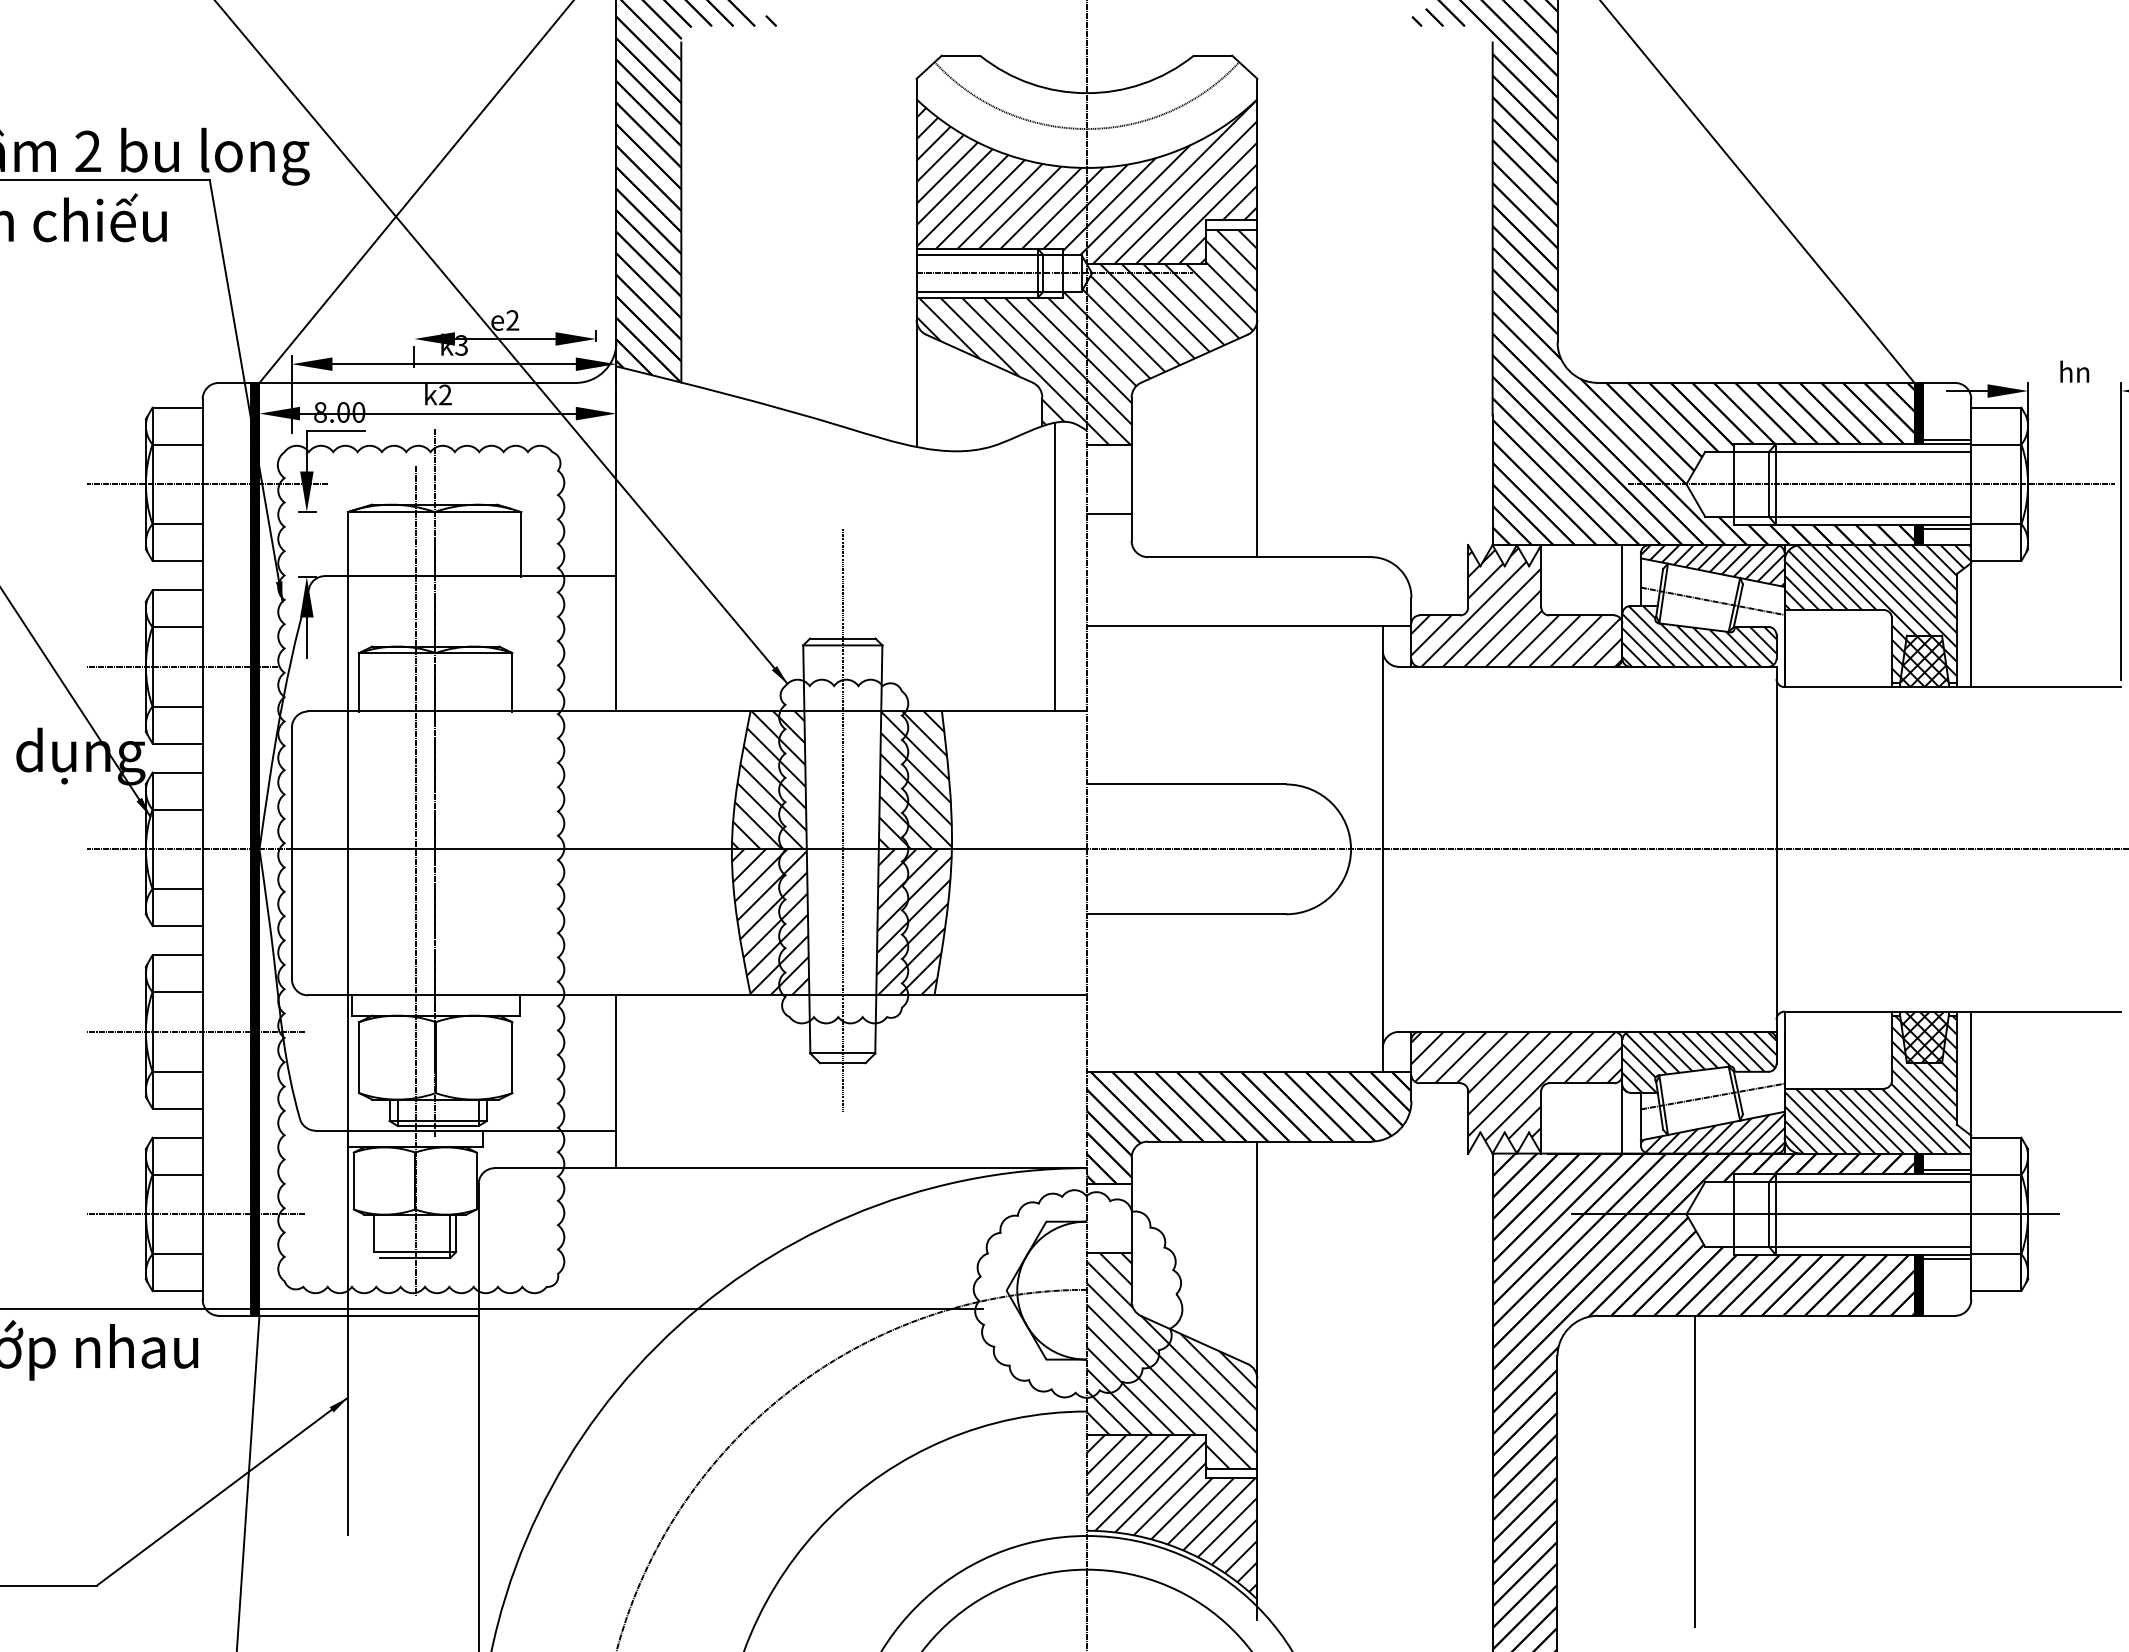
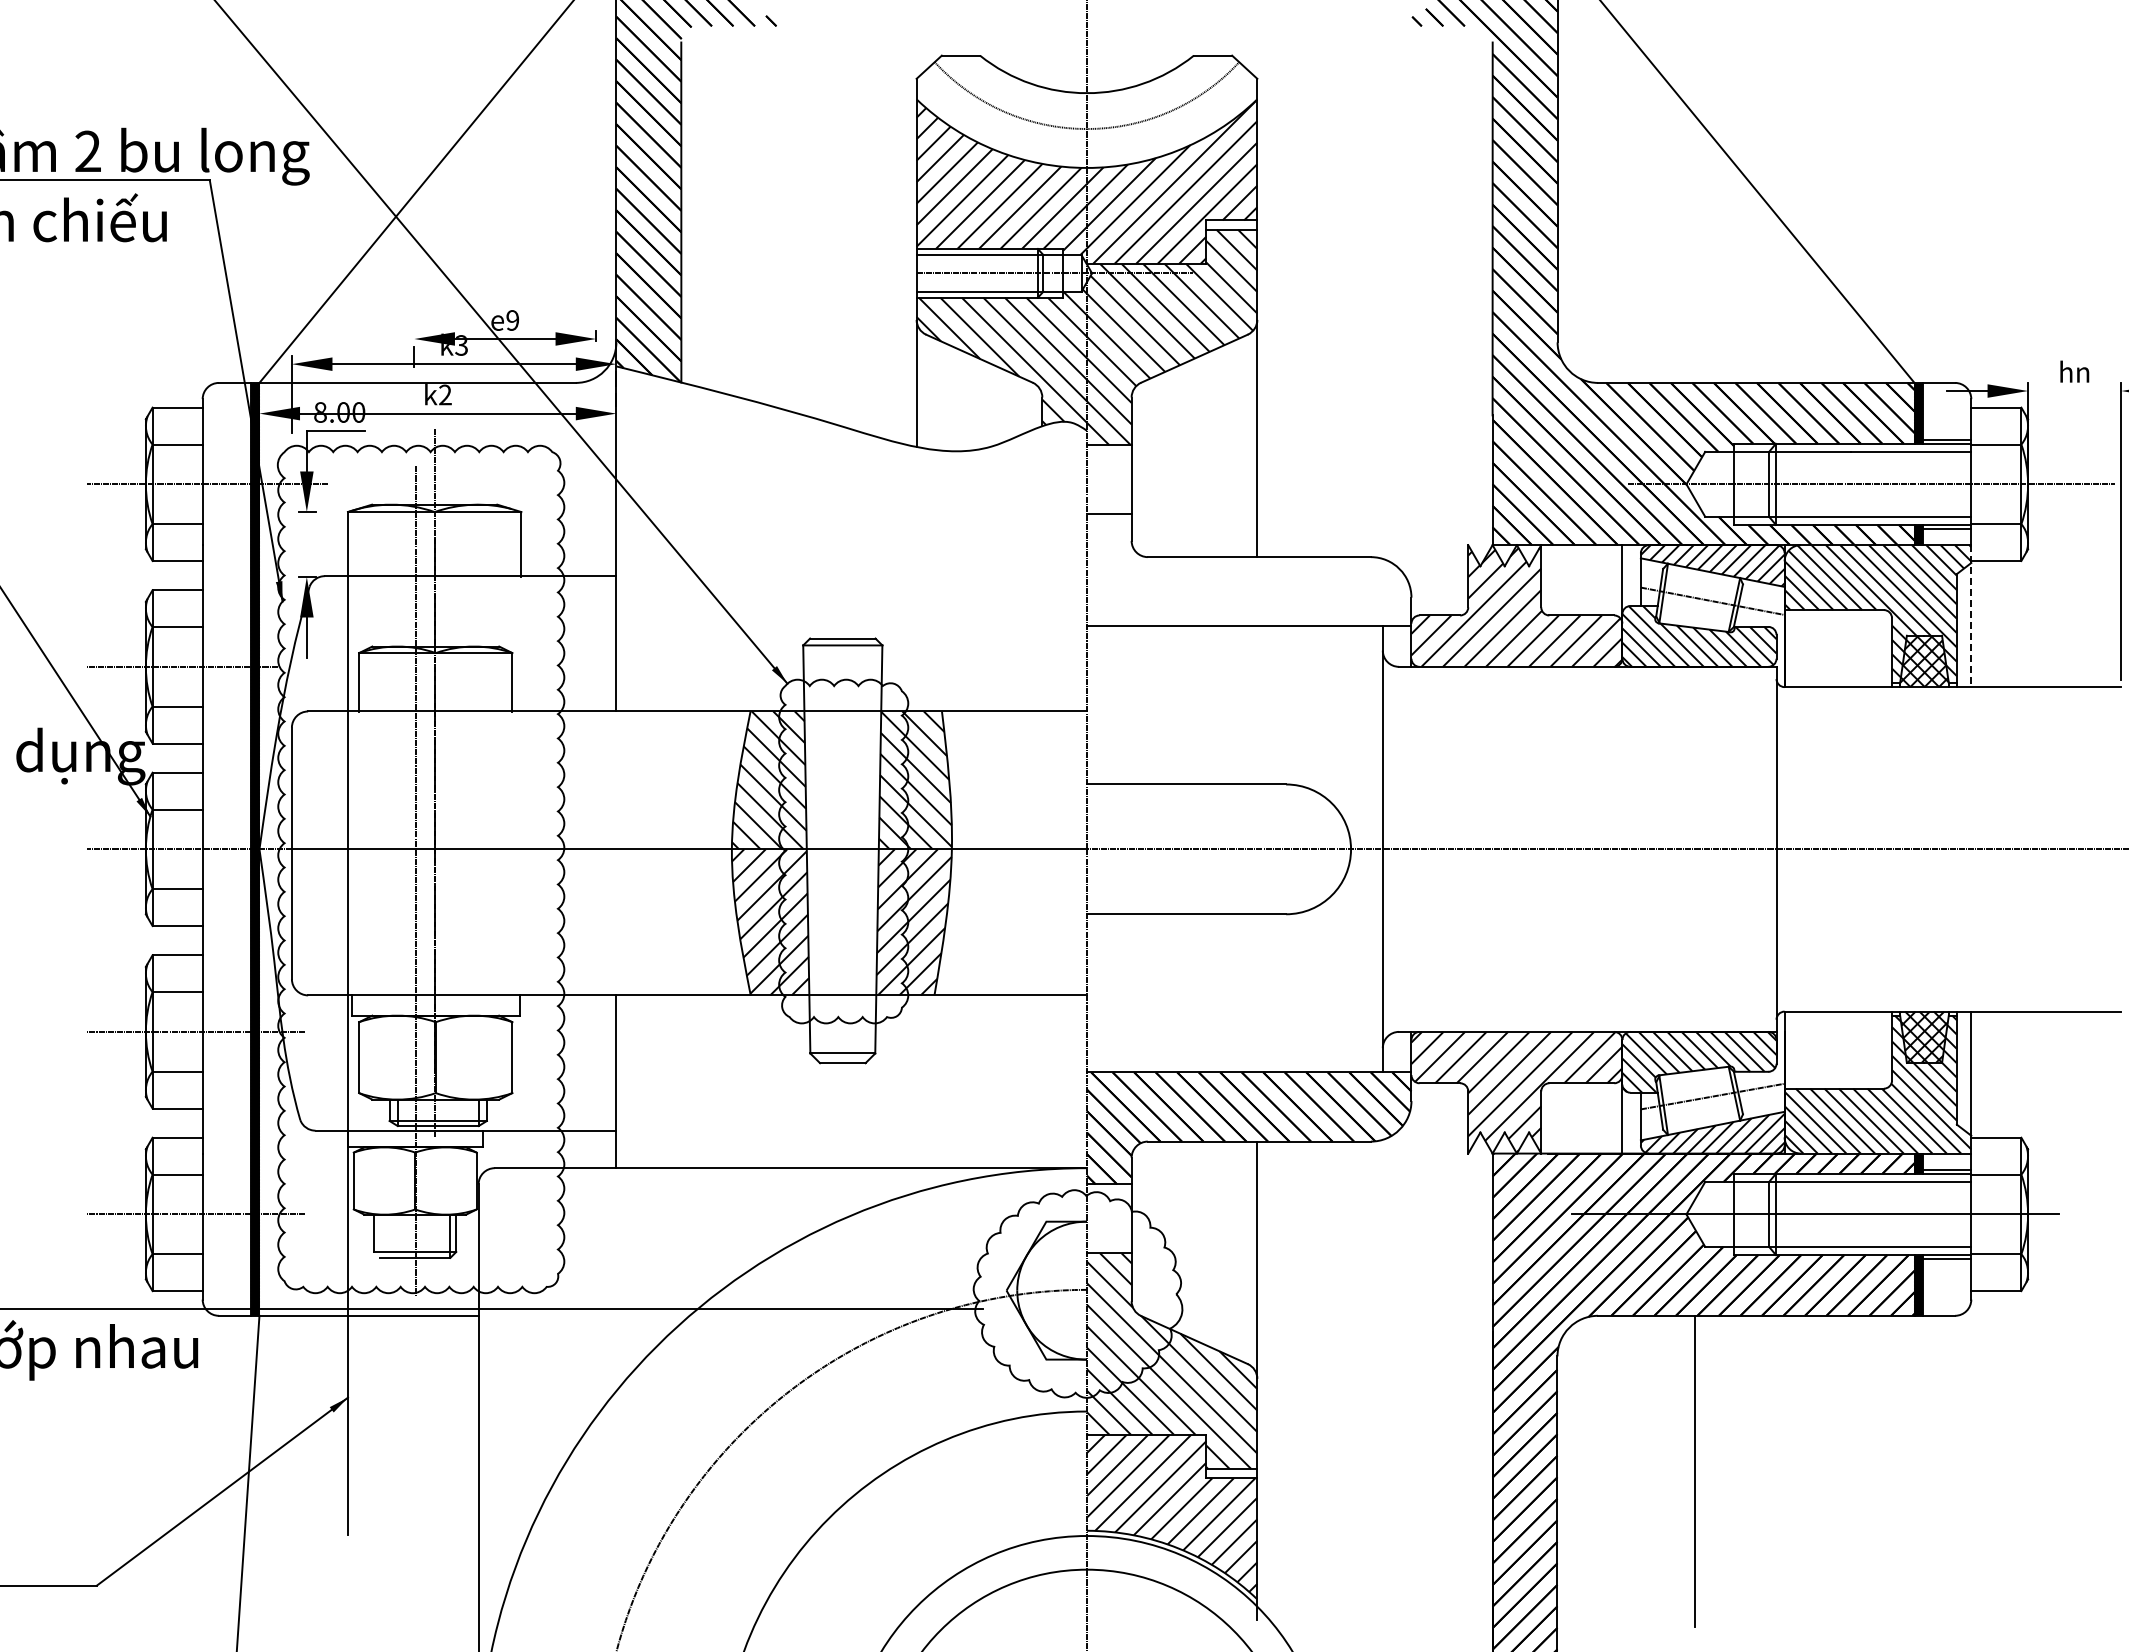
text: e2 -> e9 (512, 320)
line: present -> none (1054, 566)
line: solid -> dashed (1971, 616)
line: present -> none (842, 820)
